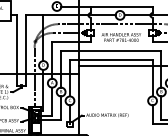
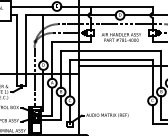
line: none -> present (31, 6)
